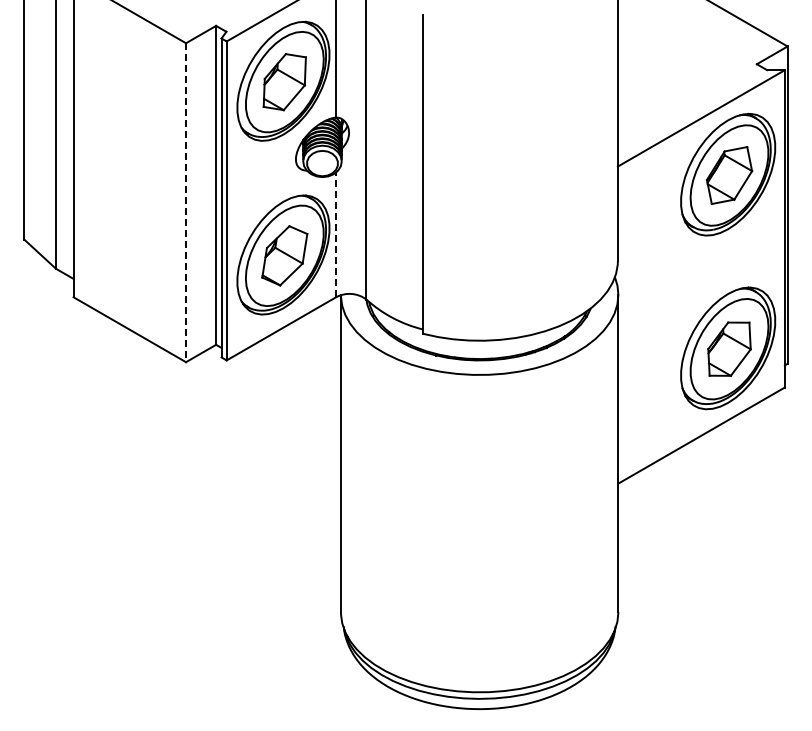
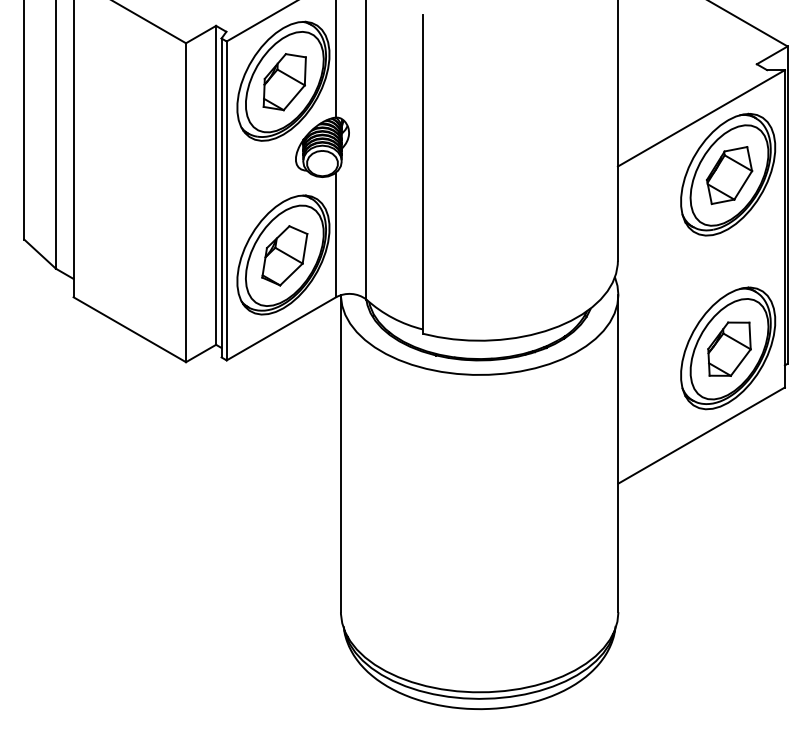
line: dashed -> solid (186, 203)
line: dashed -> solid (336, 234)
